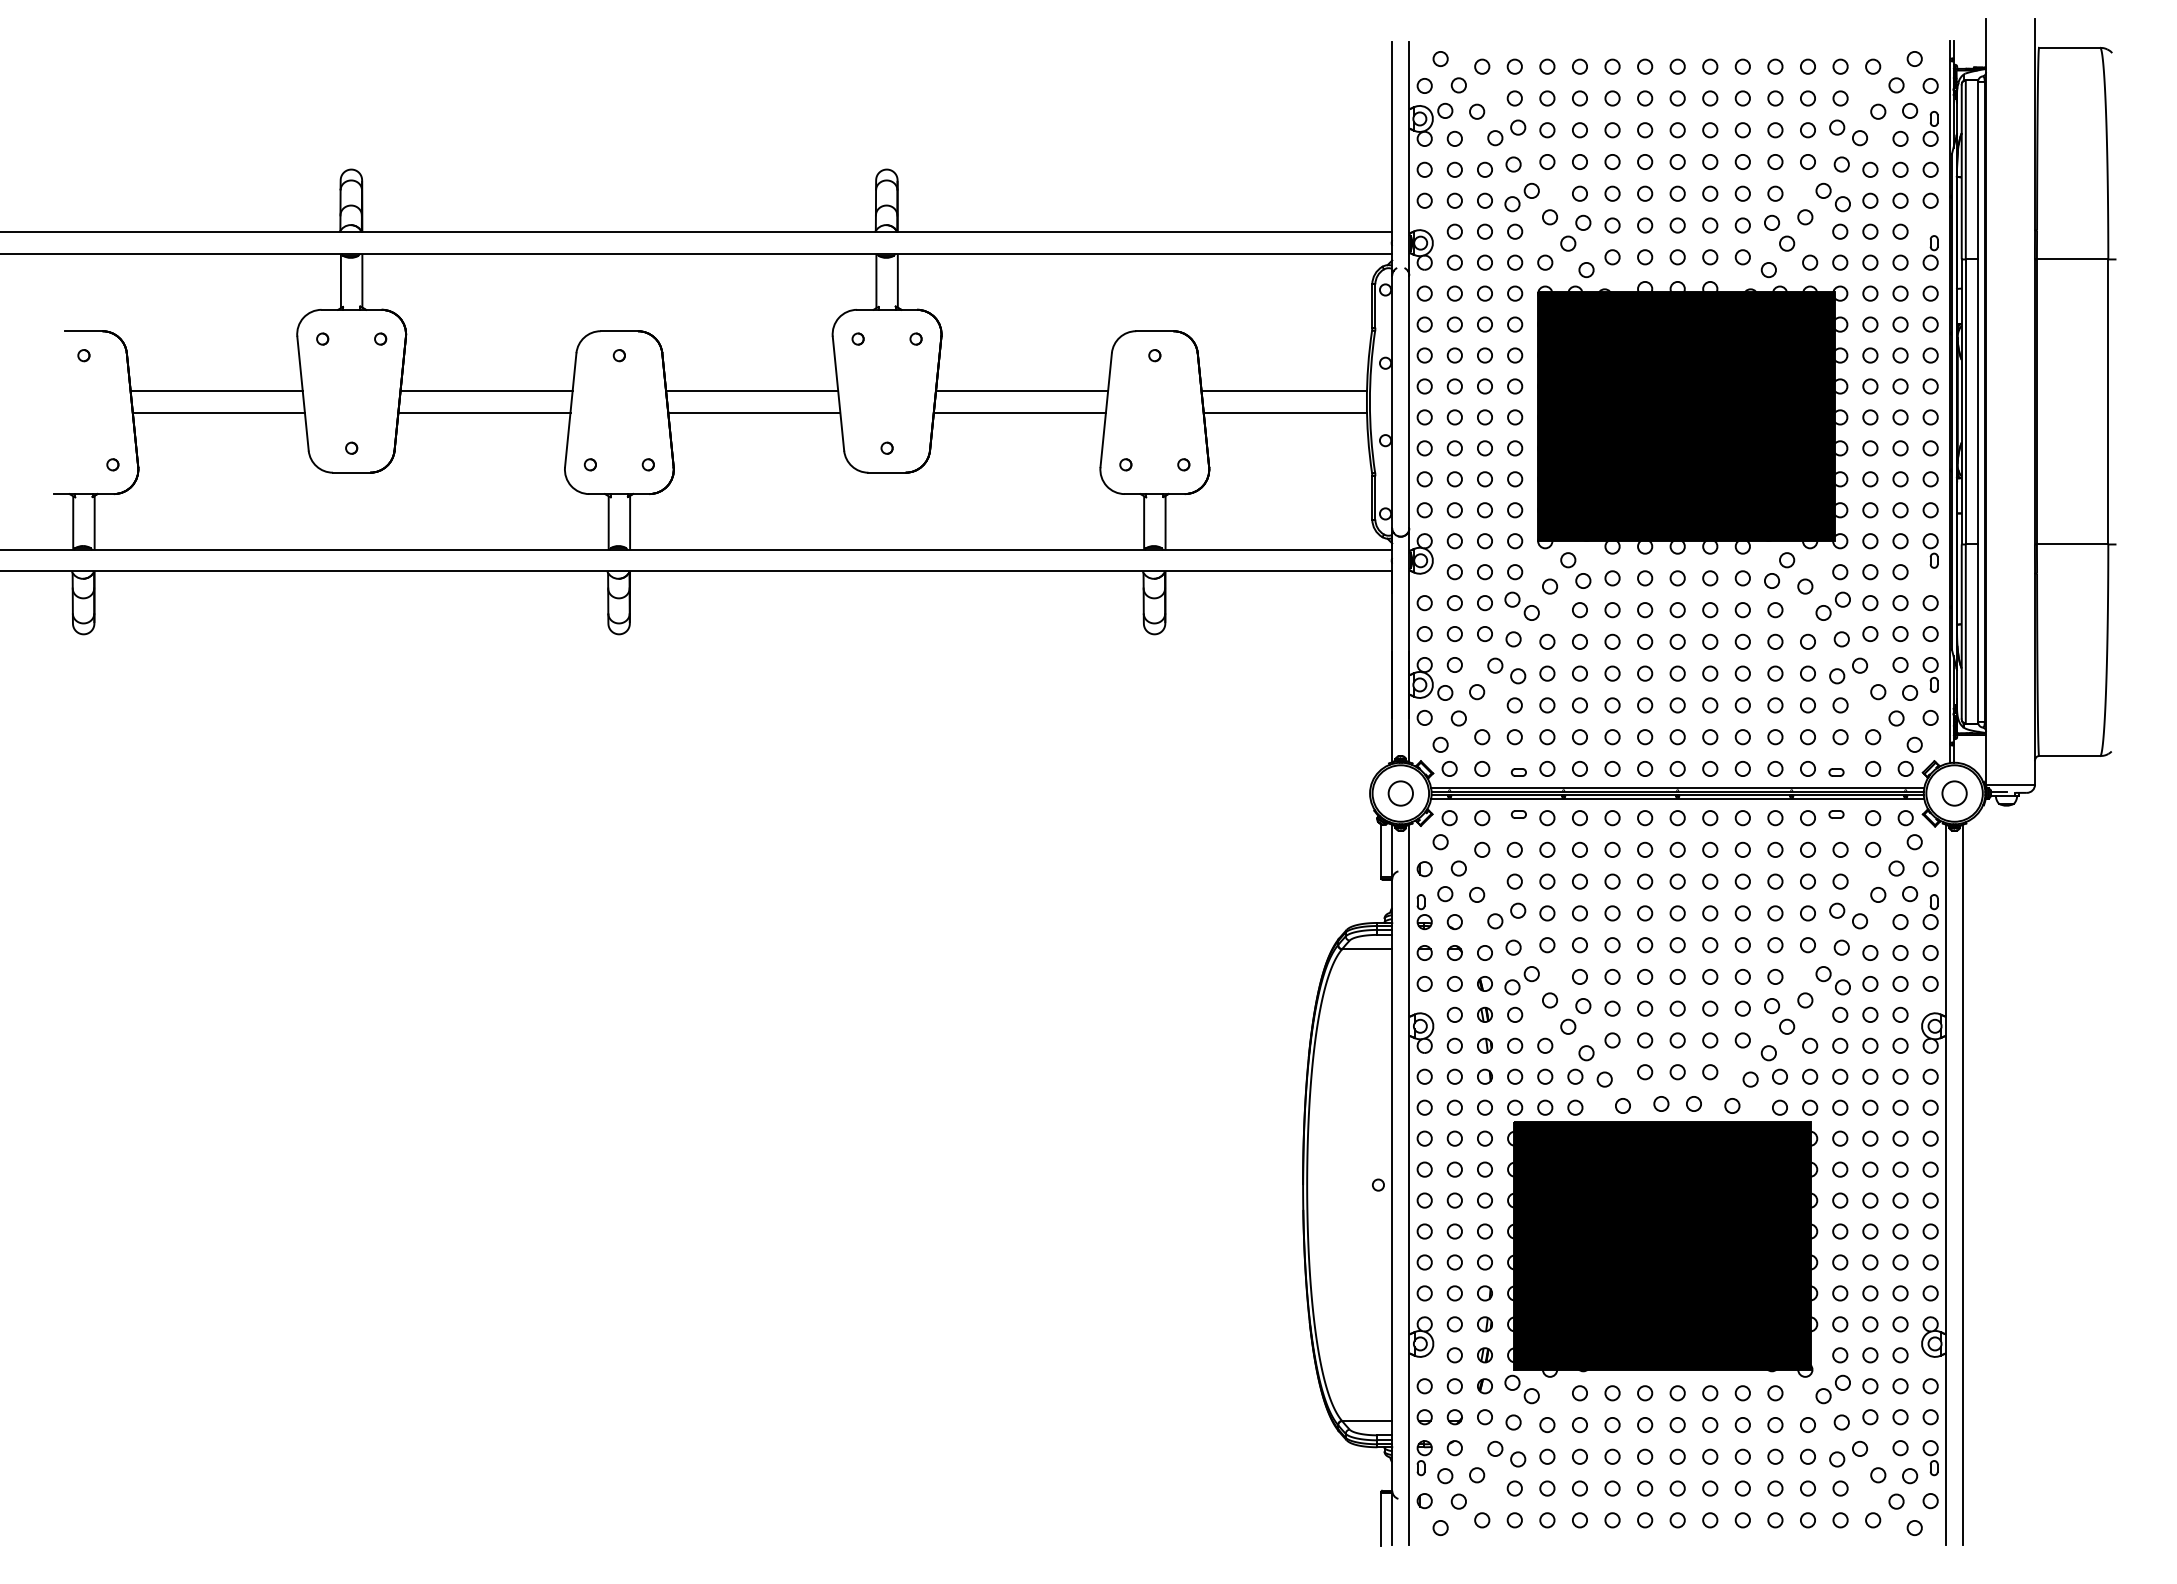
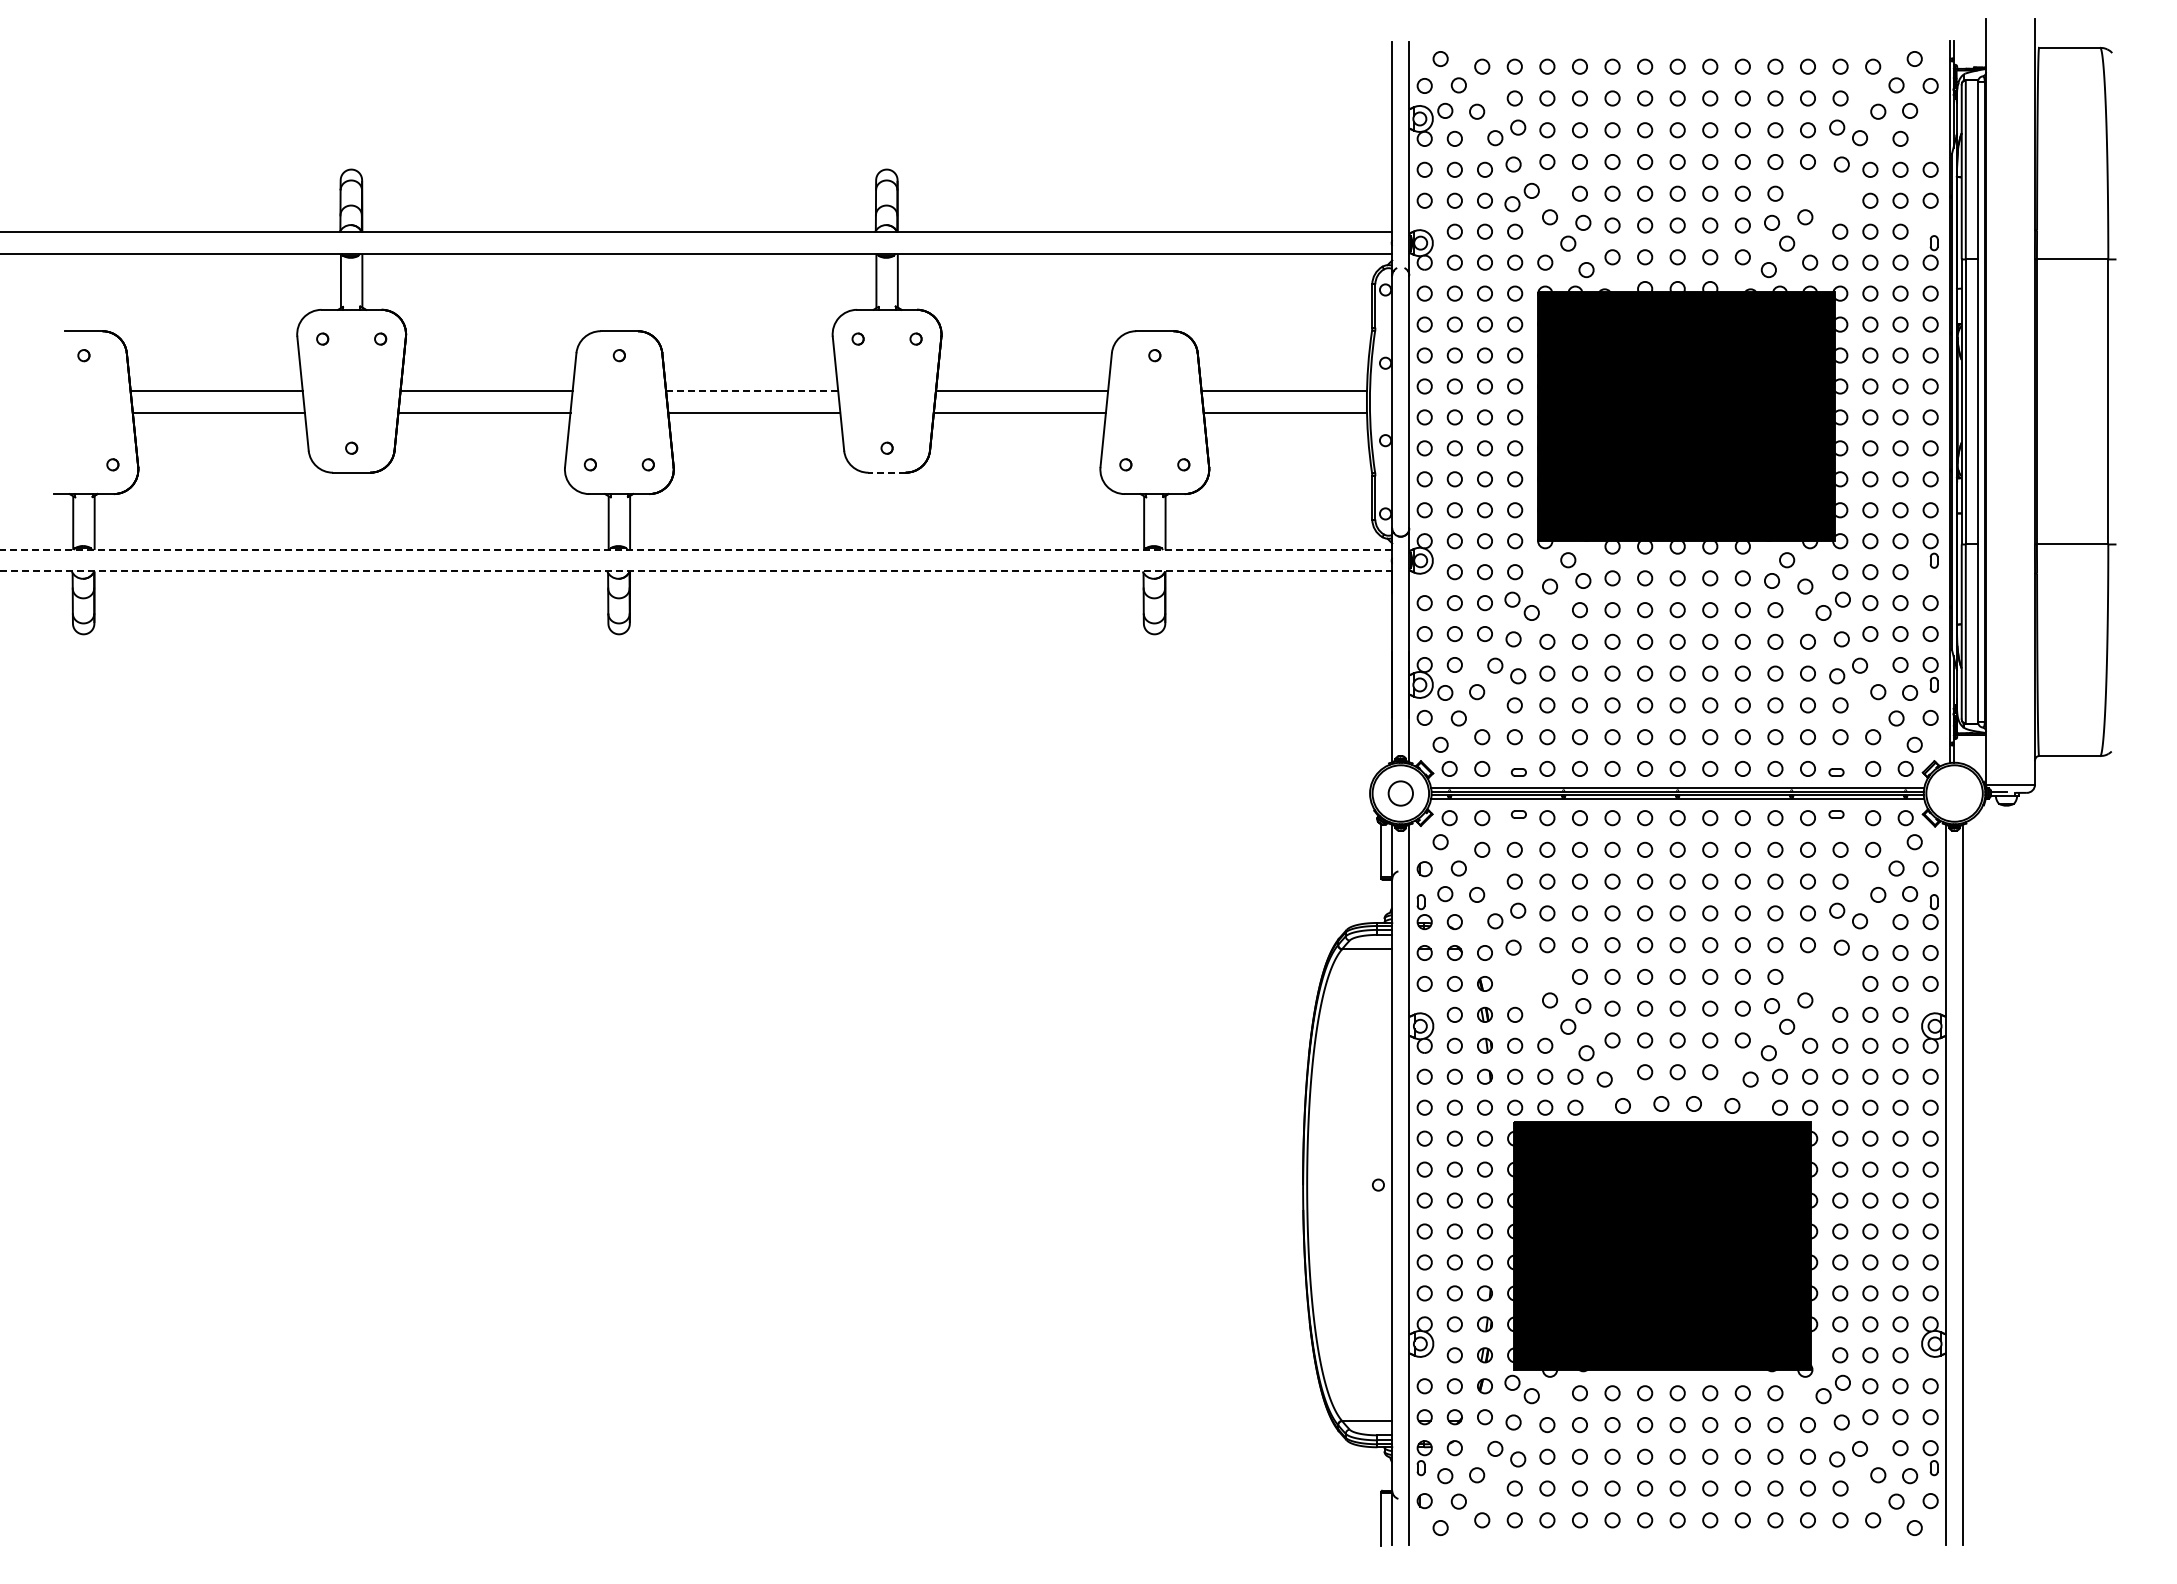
part: present -> none (1930, 128)
part: present -> none (1832, 197)
line: solid -> dashed (751, 391)
line: solid -> dashed (887, 472)
line: solid -> dashed (696, 550)
line: solid -> dashed (696, 571)
circle: present -> none (1954, 793)
part: present -> none (1521, 980)
part: present -> none (1832, 980)
